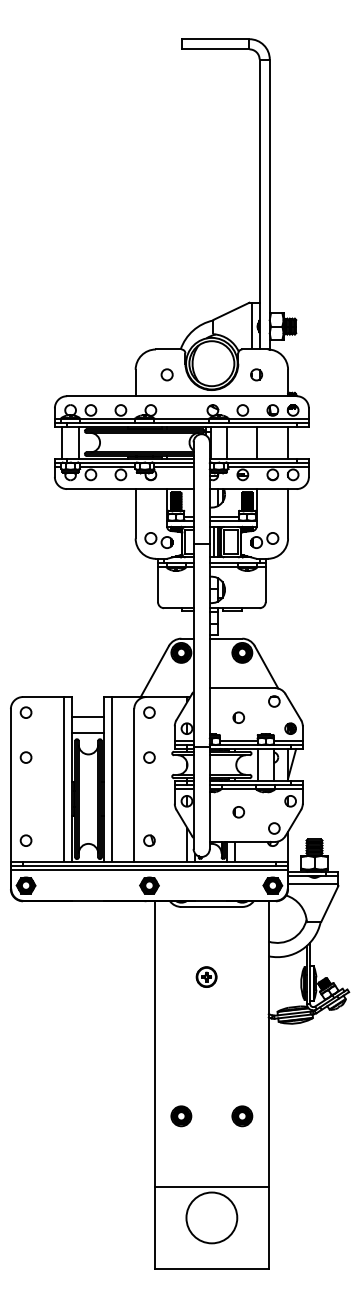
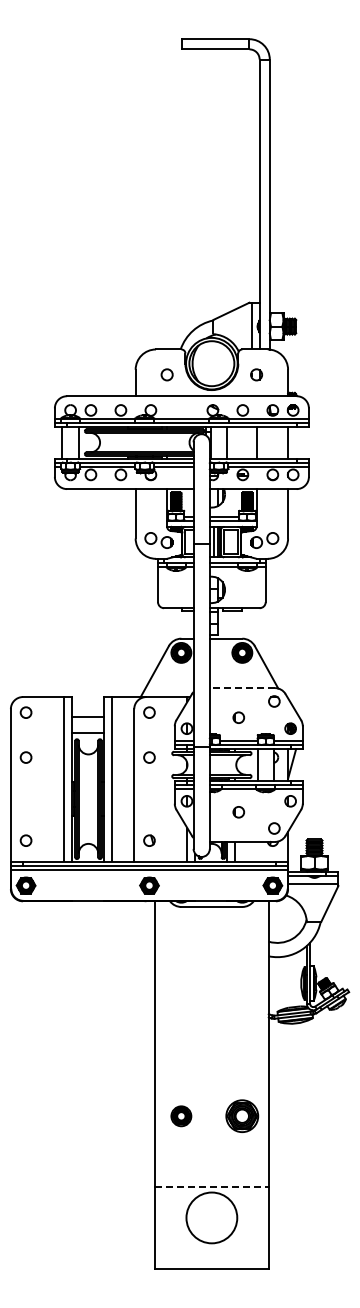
line: solid -> dashed (242, 688)
part: present -> none (206, 976)
part size: 23x23 px -> 35x34 px (242, 1115)
line: solid -> dashed (211, 1187)
